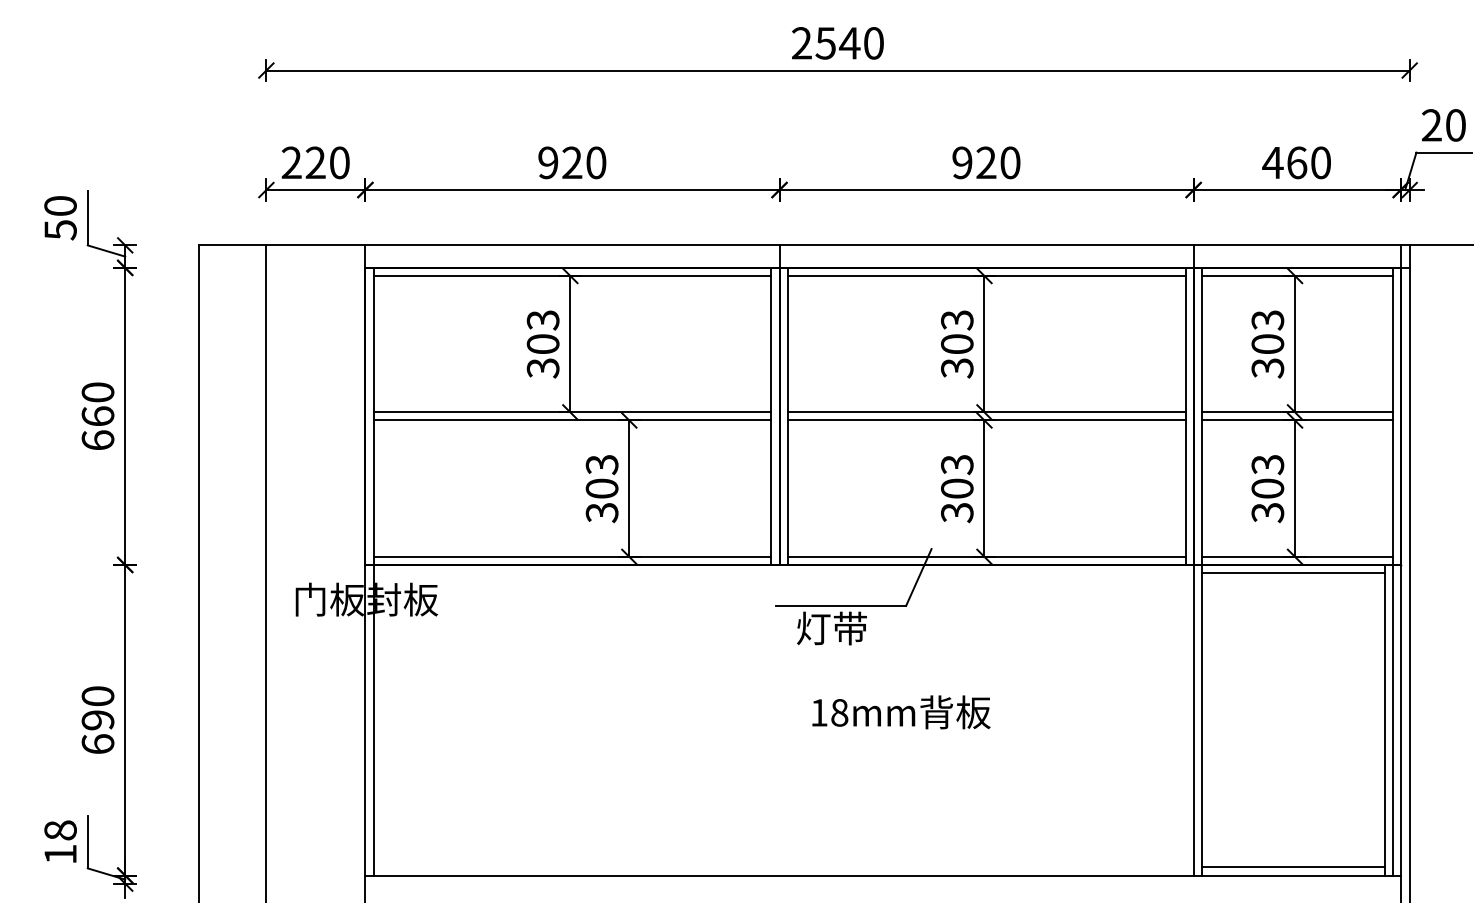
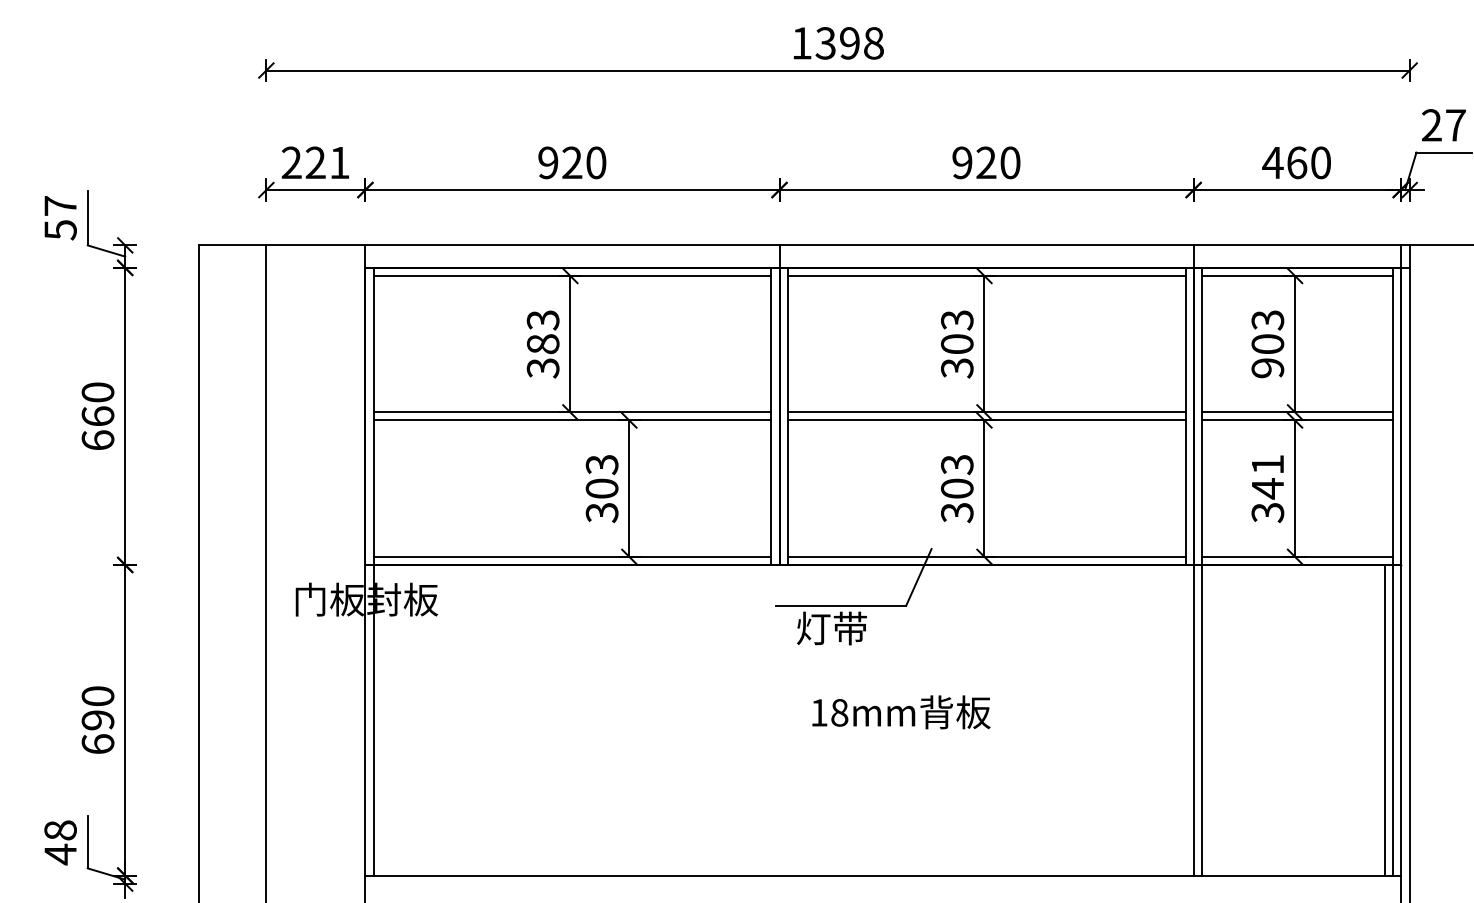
text: 2540 -> 1398 (837, 43)
text: 20 -> 27 (1455, 125)
text: 220 -> 221 (339, 162)
text: 50 -> 57 (60, 205)
text: 303 -> 383 (542, 344)
text: 303 -> 903 (1267, 368)
text: 303 -> 341 (1267, 477)
line: present -> none (1292, 573)
text: 18 -> 48 (60, 854)
line: present -> none (1292, 867)
